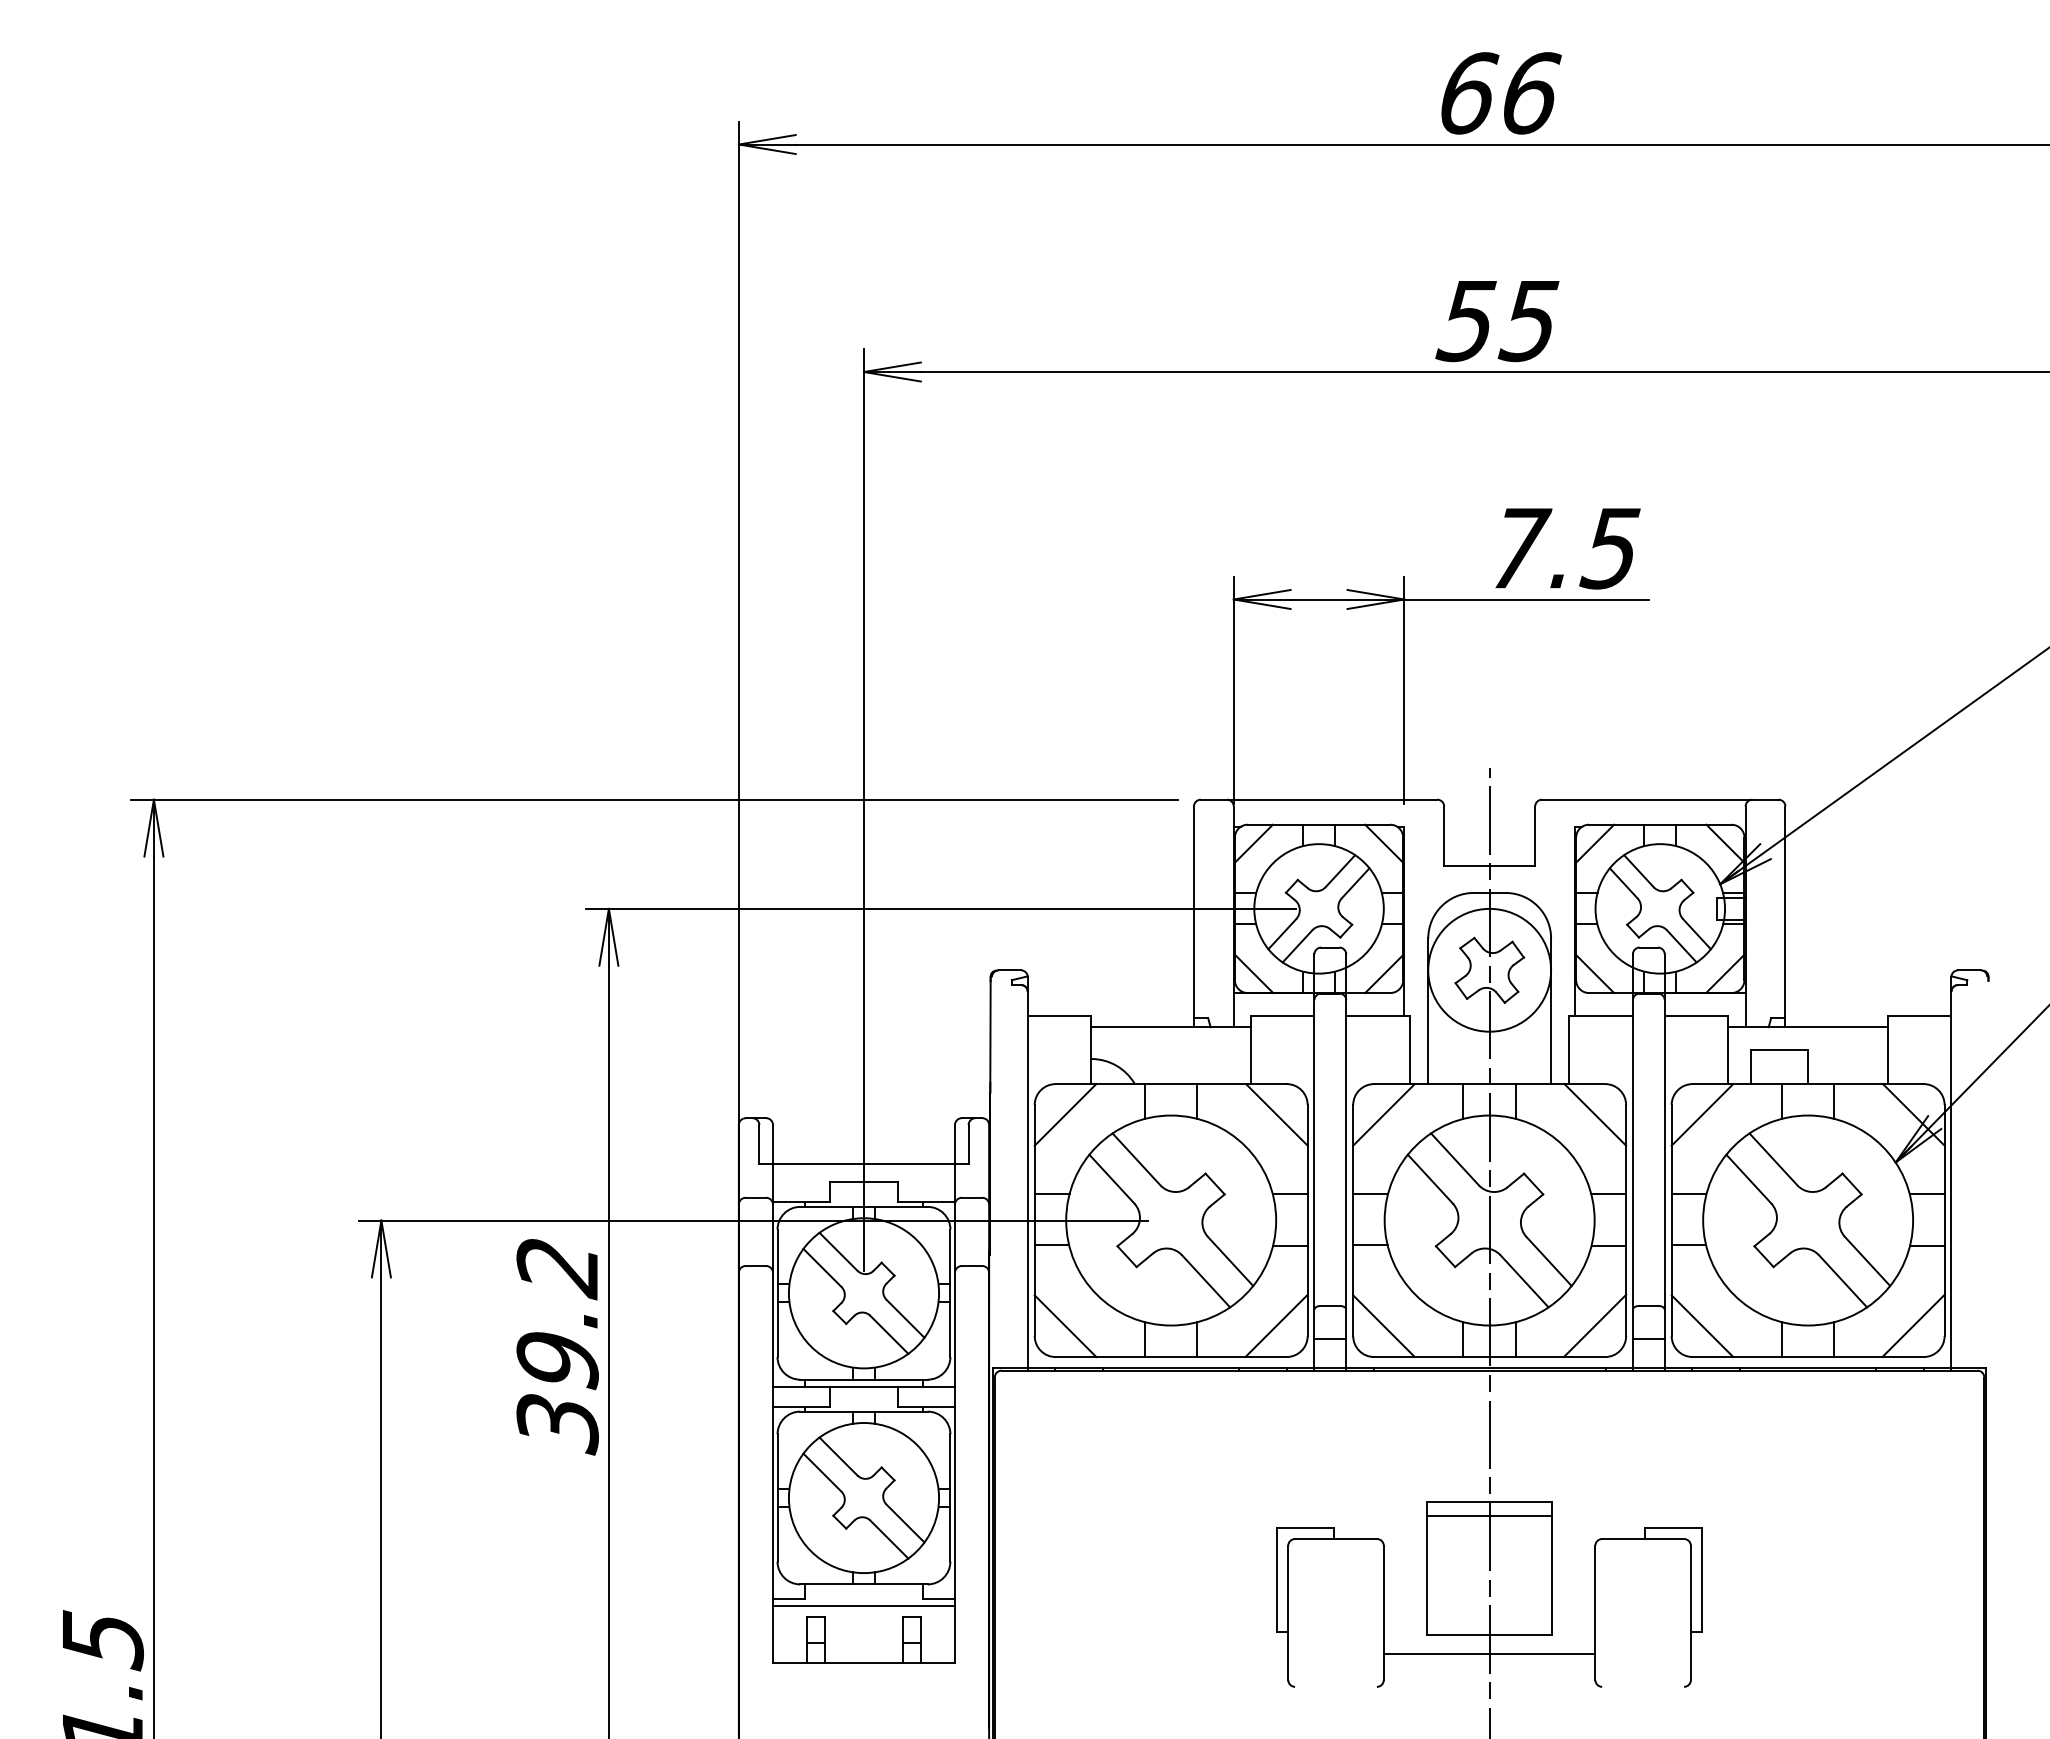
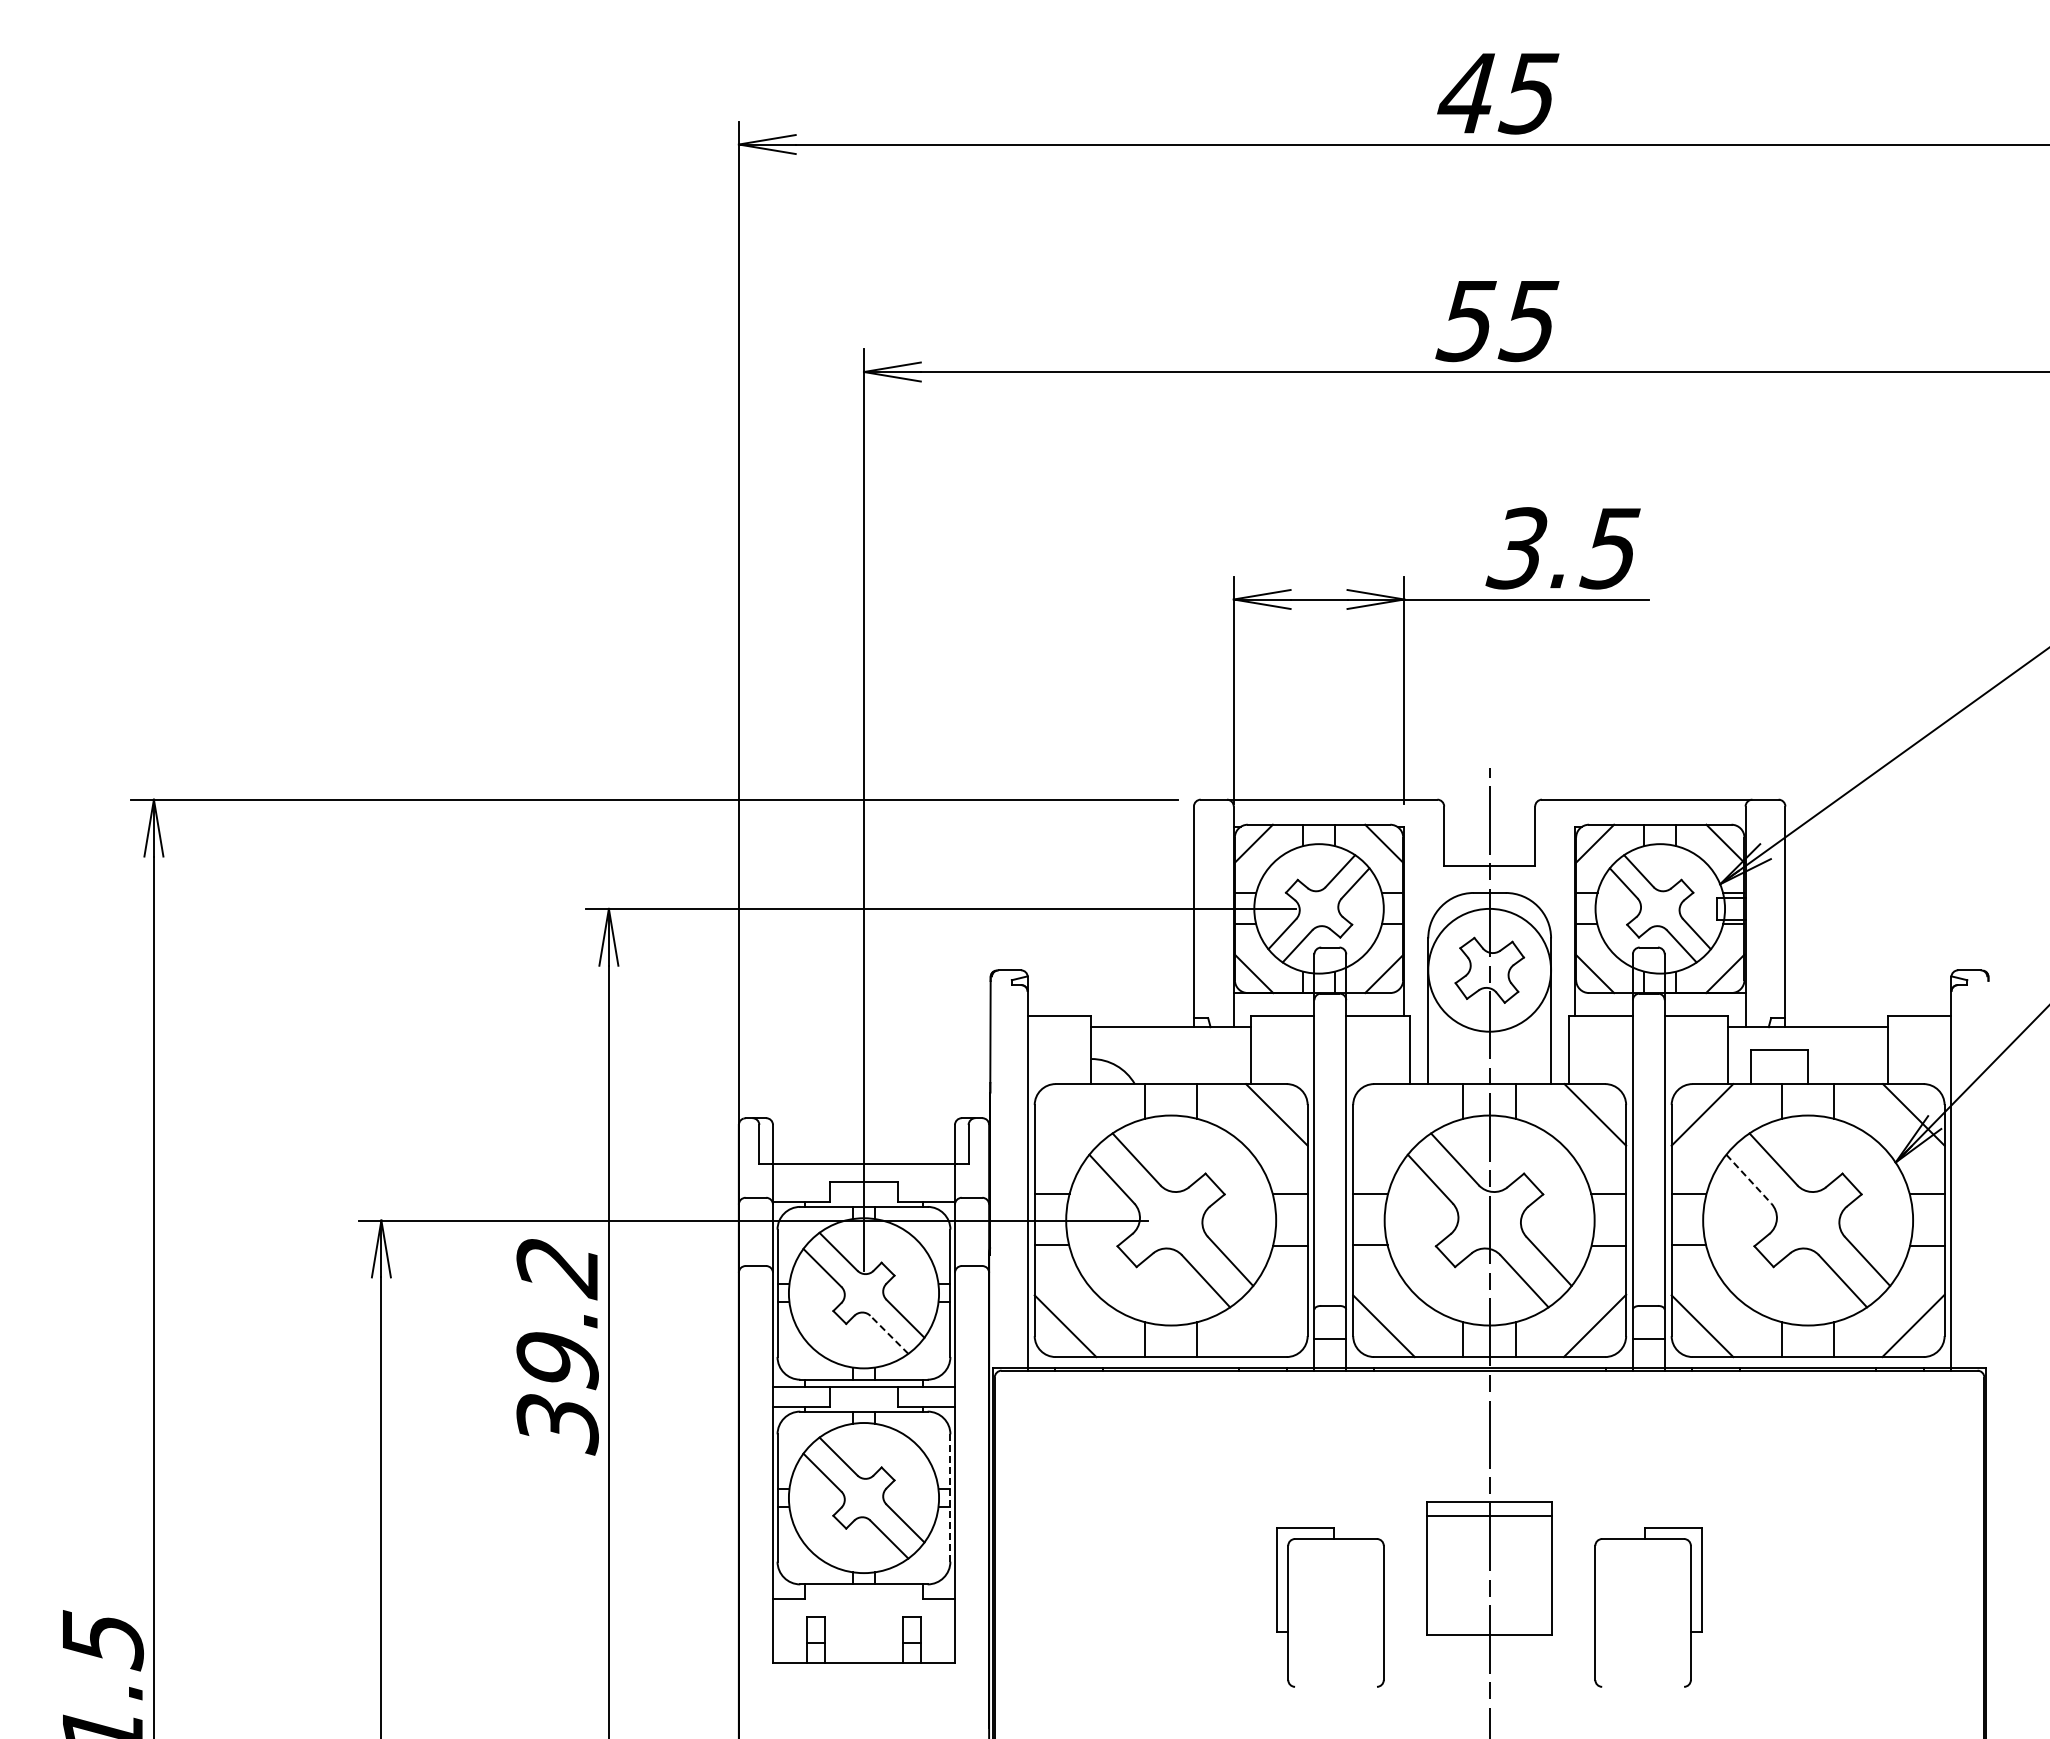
text: 66 -> 45 (1499, 93)
text: 7.5 -> 3.5 (1518, 548)
line: present -> none (1065, 1114)
line: present -> none (1383, 1114)
line: solid -> dashed (1749, 1179)
line: present -> none (1276, 1325)
line: solid -> dashed (889, 1334)
line: solid -> dashed (950, 1498)
line: present -> none (863, 1606)
line: present -> none (1489, 1654)
